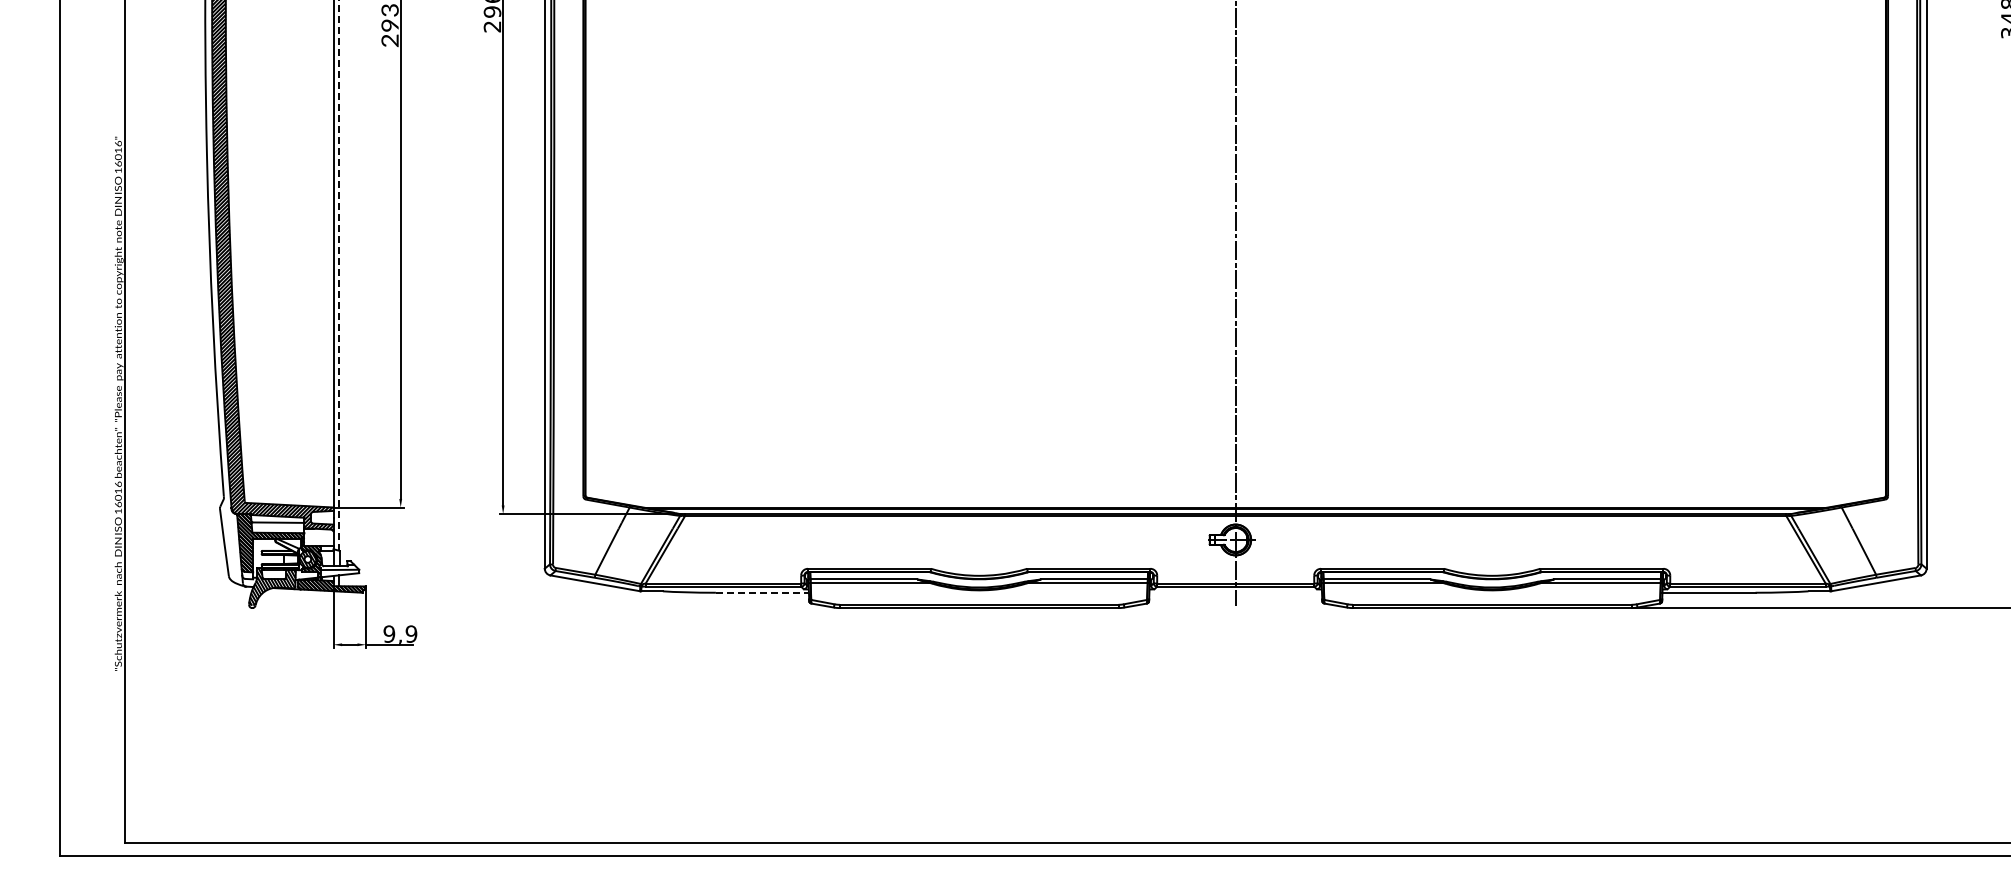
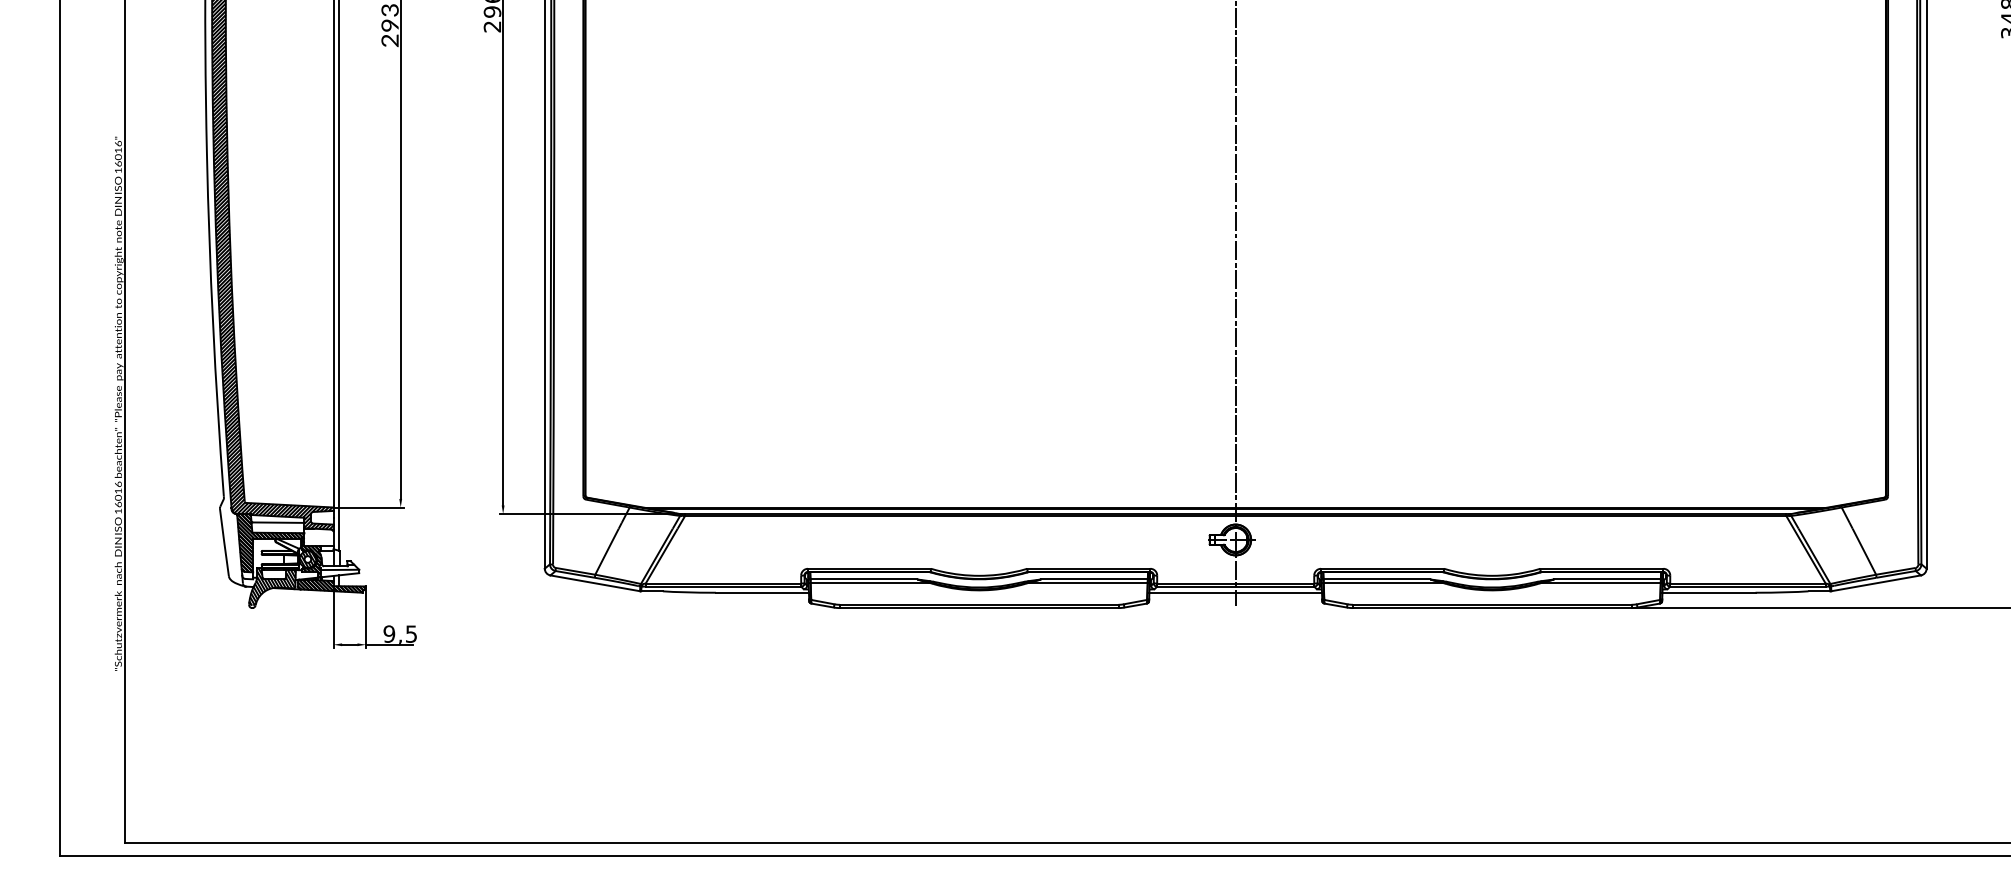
line: dashed -> solid (338, 274)
line: dashed -> solid (762, 592)
line: none -> present (1235, 592)
text: 9,9 -> 9,5 (411, 633)
